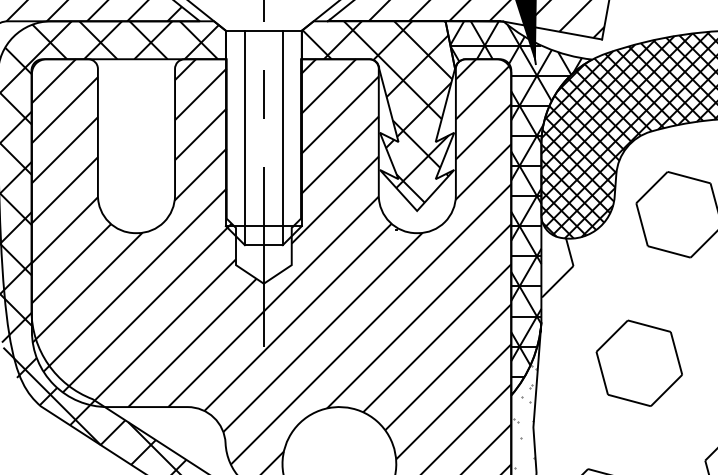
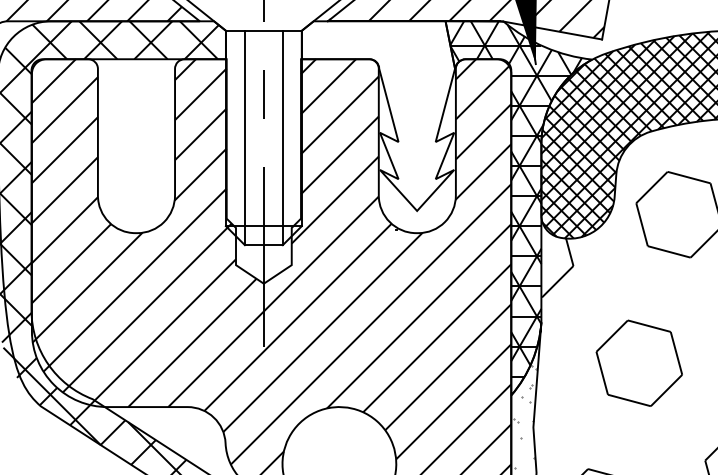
hatch: present -> none (376, 111)
